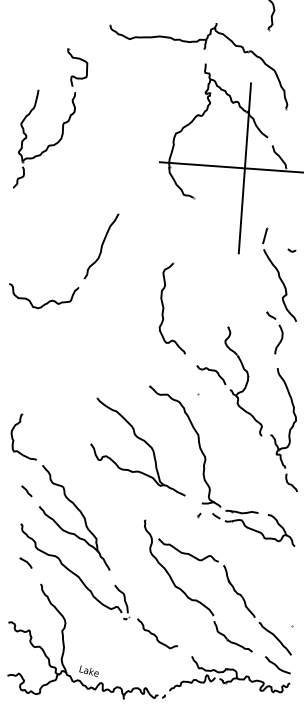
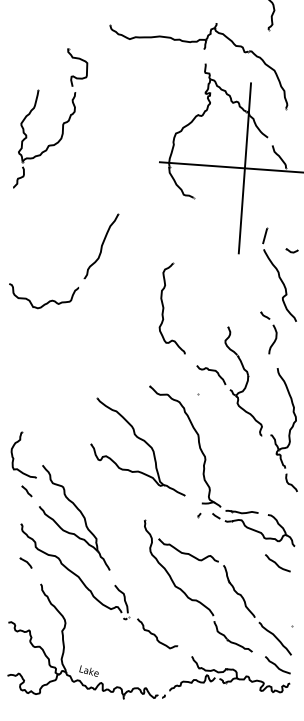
part size: 10x5 px -> 14x6 px (291, 250)
part position: (280, 330) -> (274, 330) (274, 330)
part position: (14, 440) -> (14, 458) (14, 458)
curve: none -> present (277, 563)
